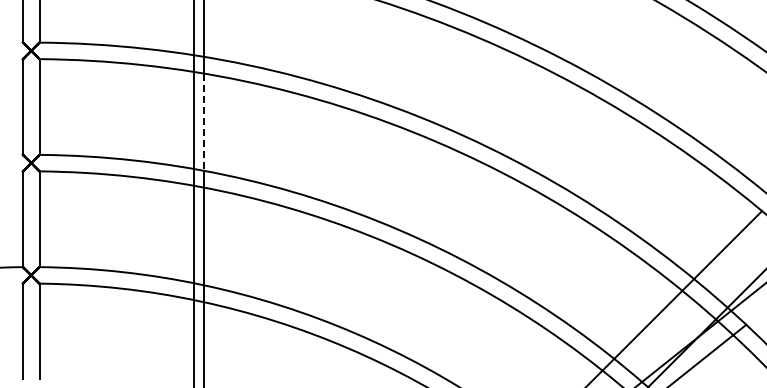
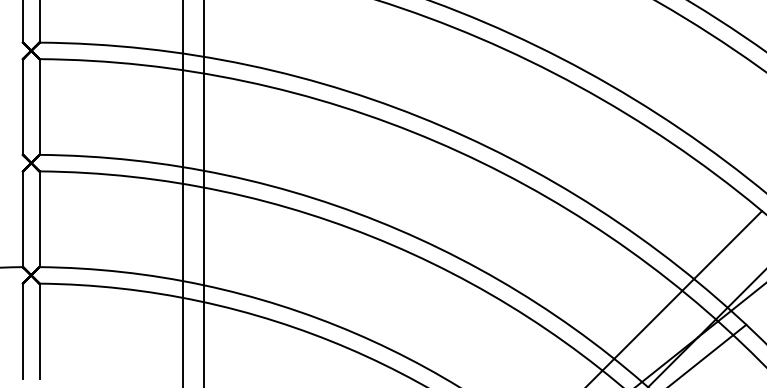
line: dashed -> solid (203, 122)
line position: (194, 193) -> (183, 193) (183, 193)
